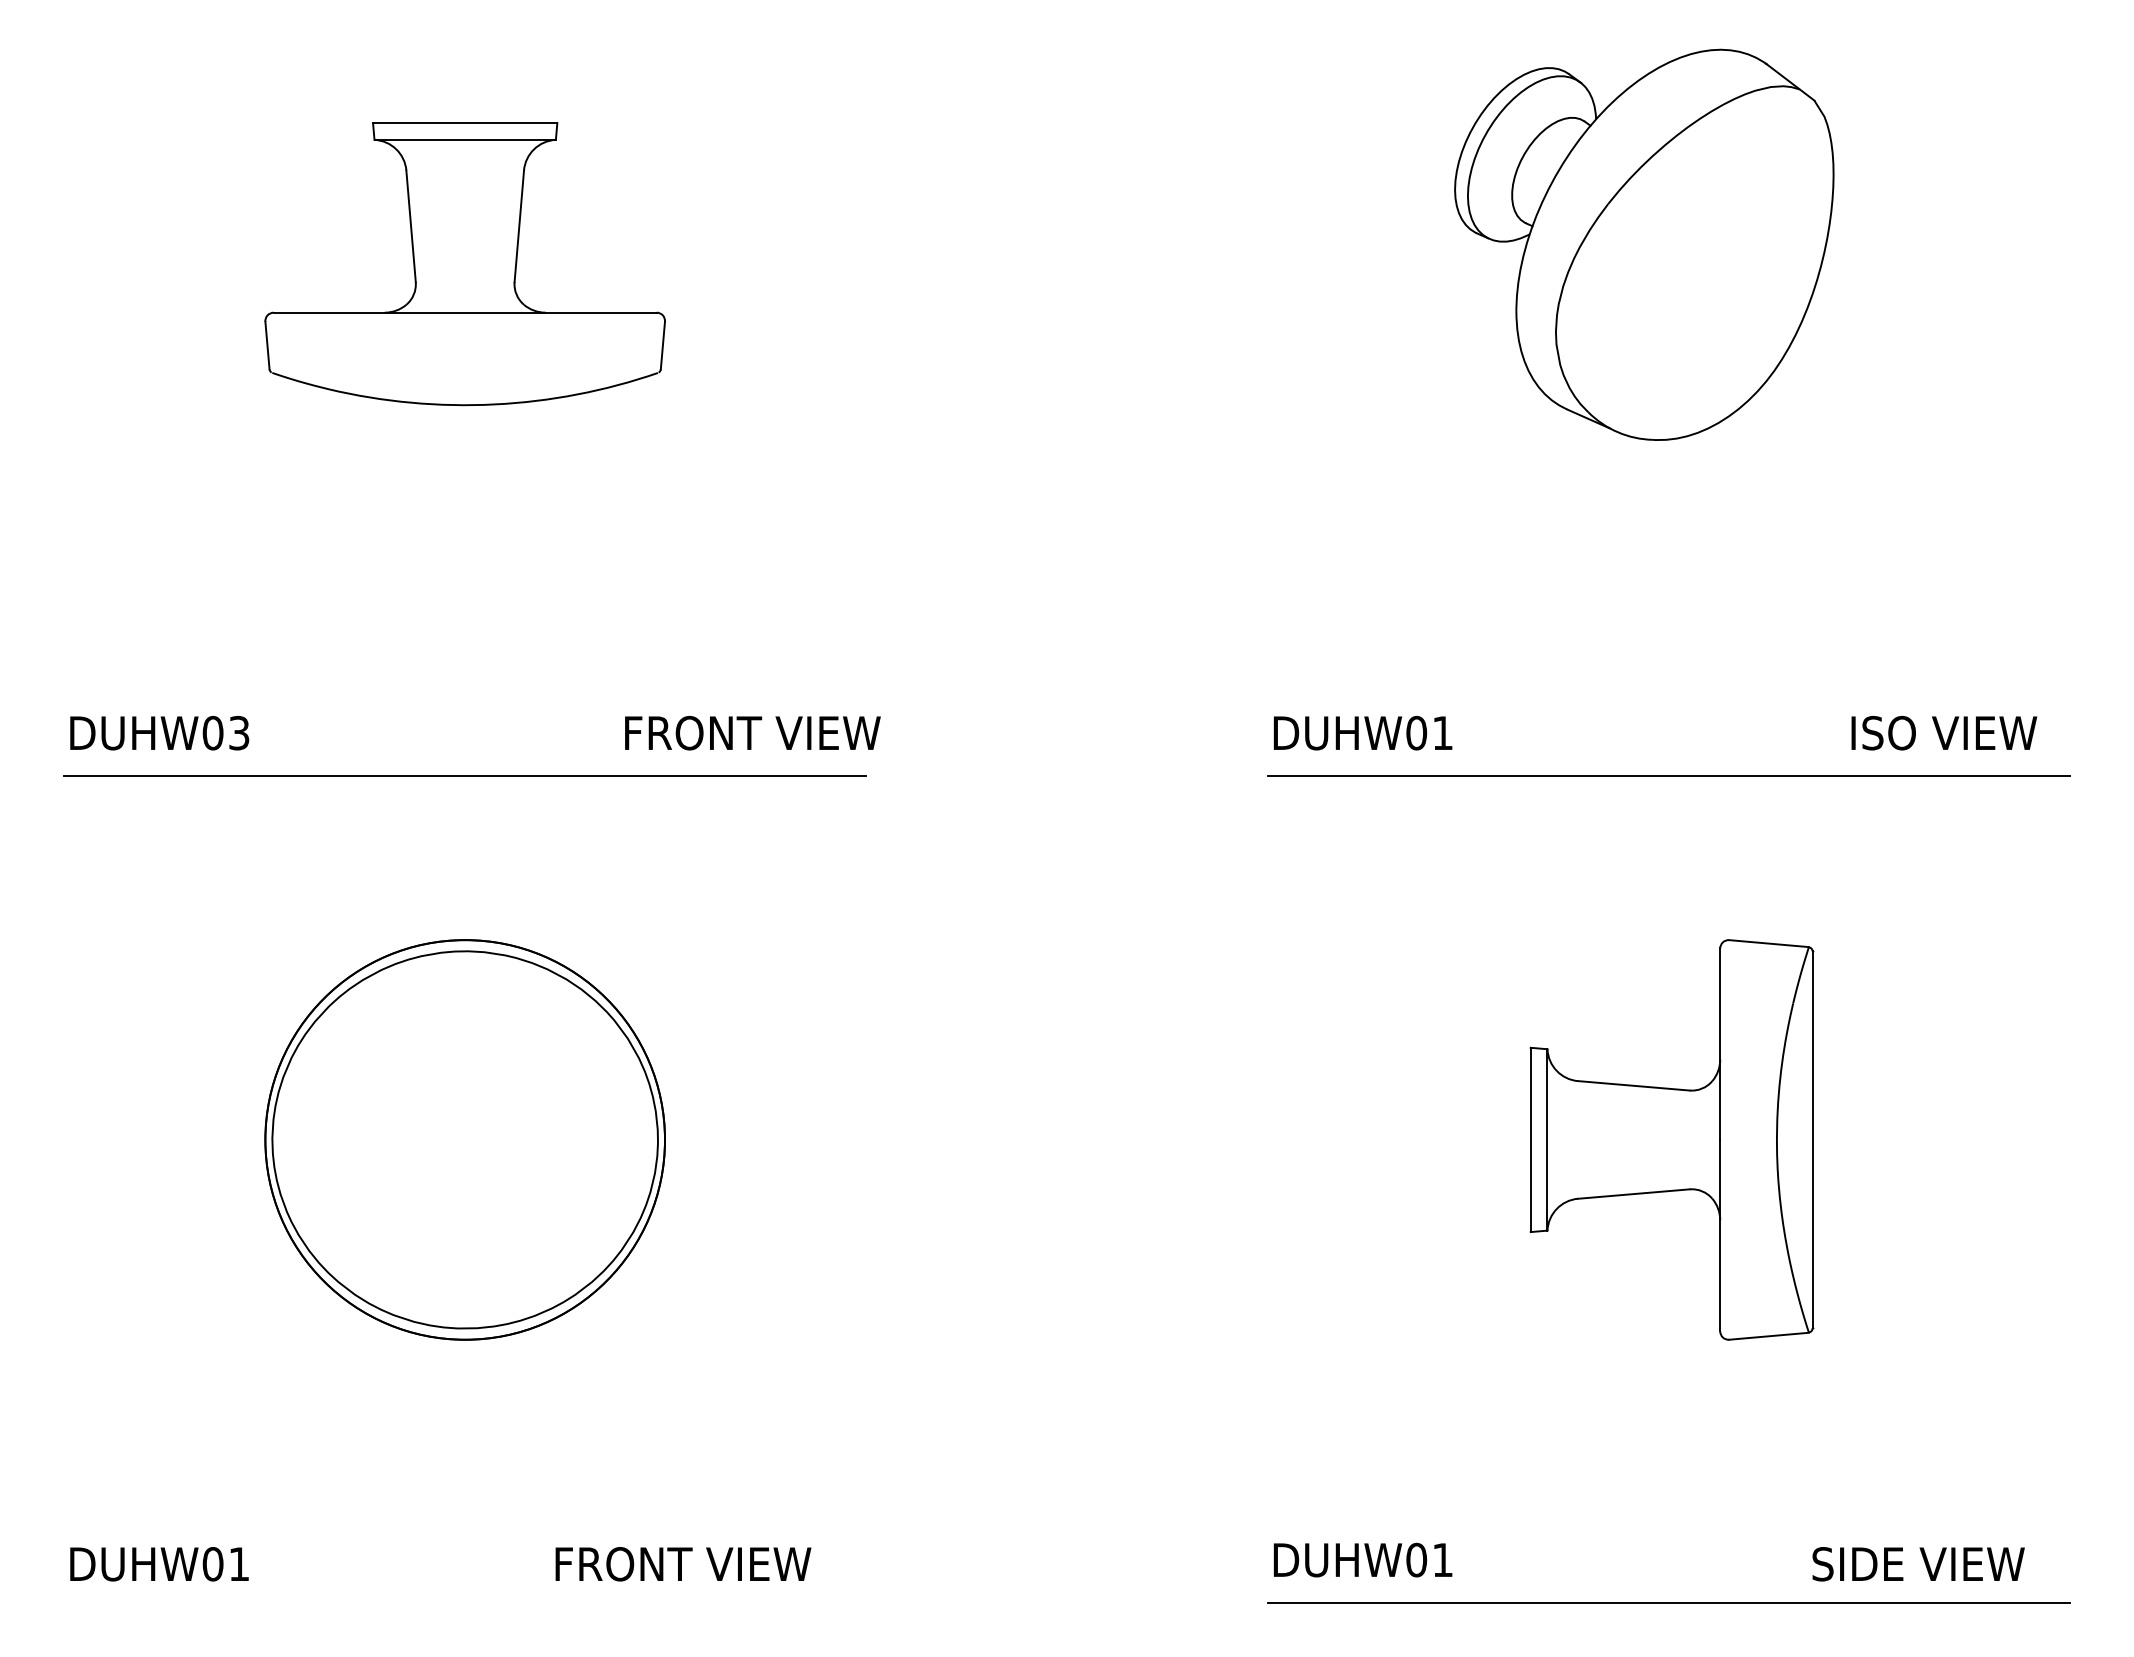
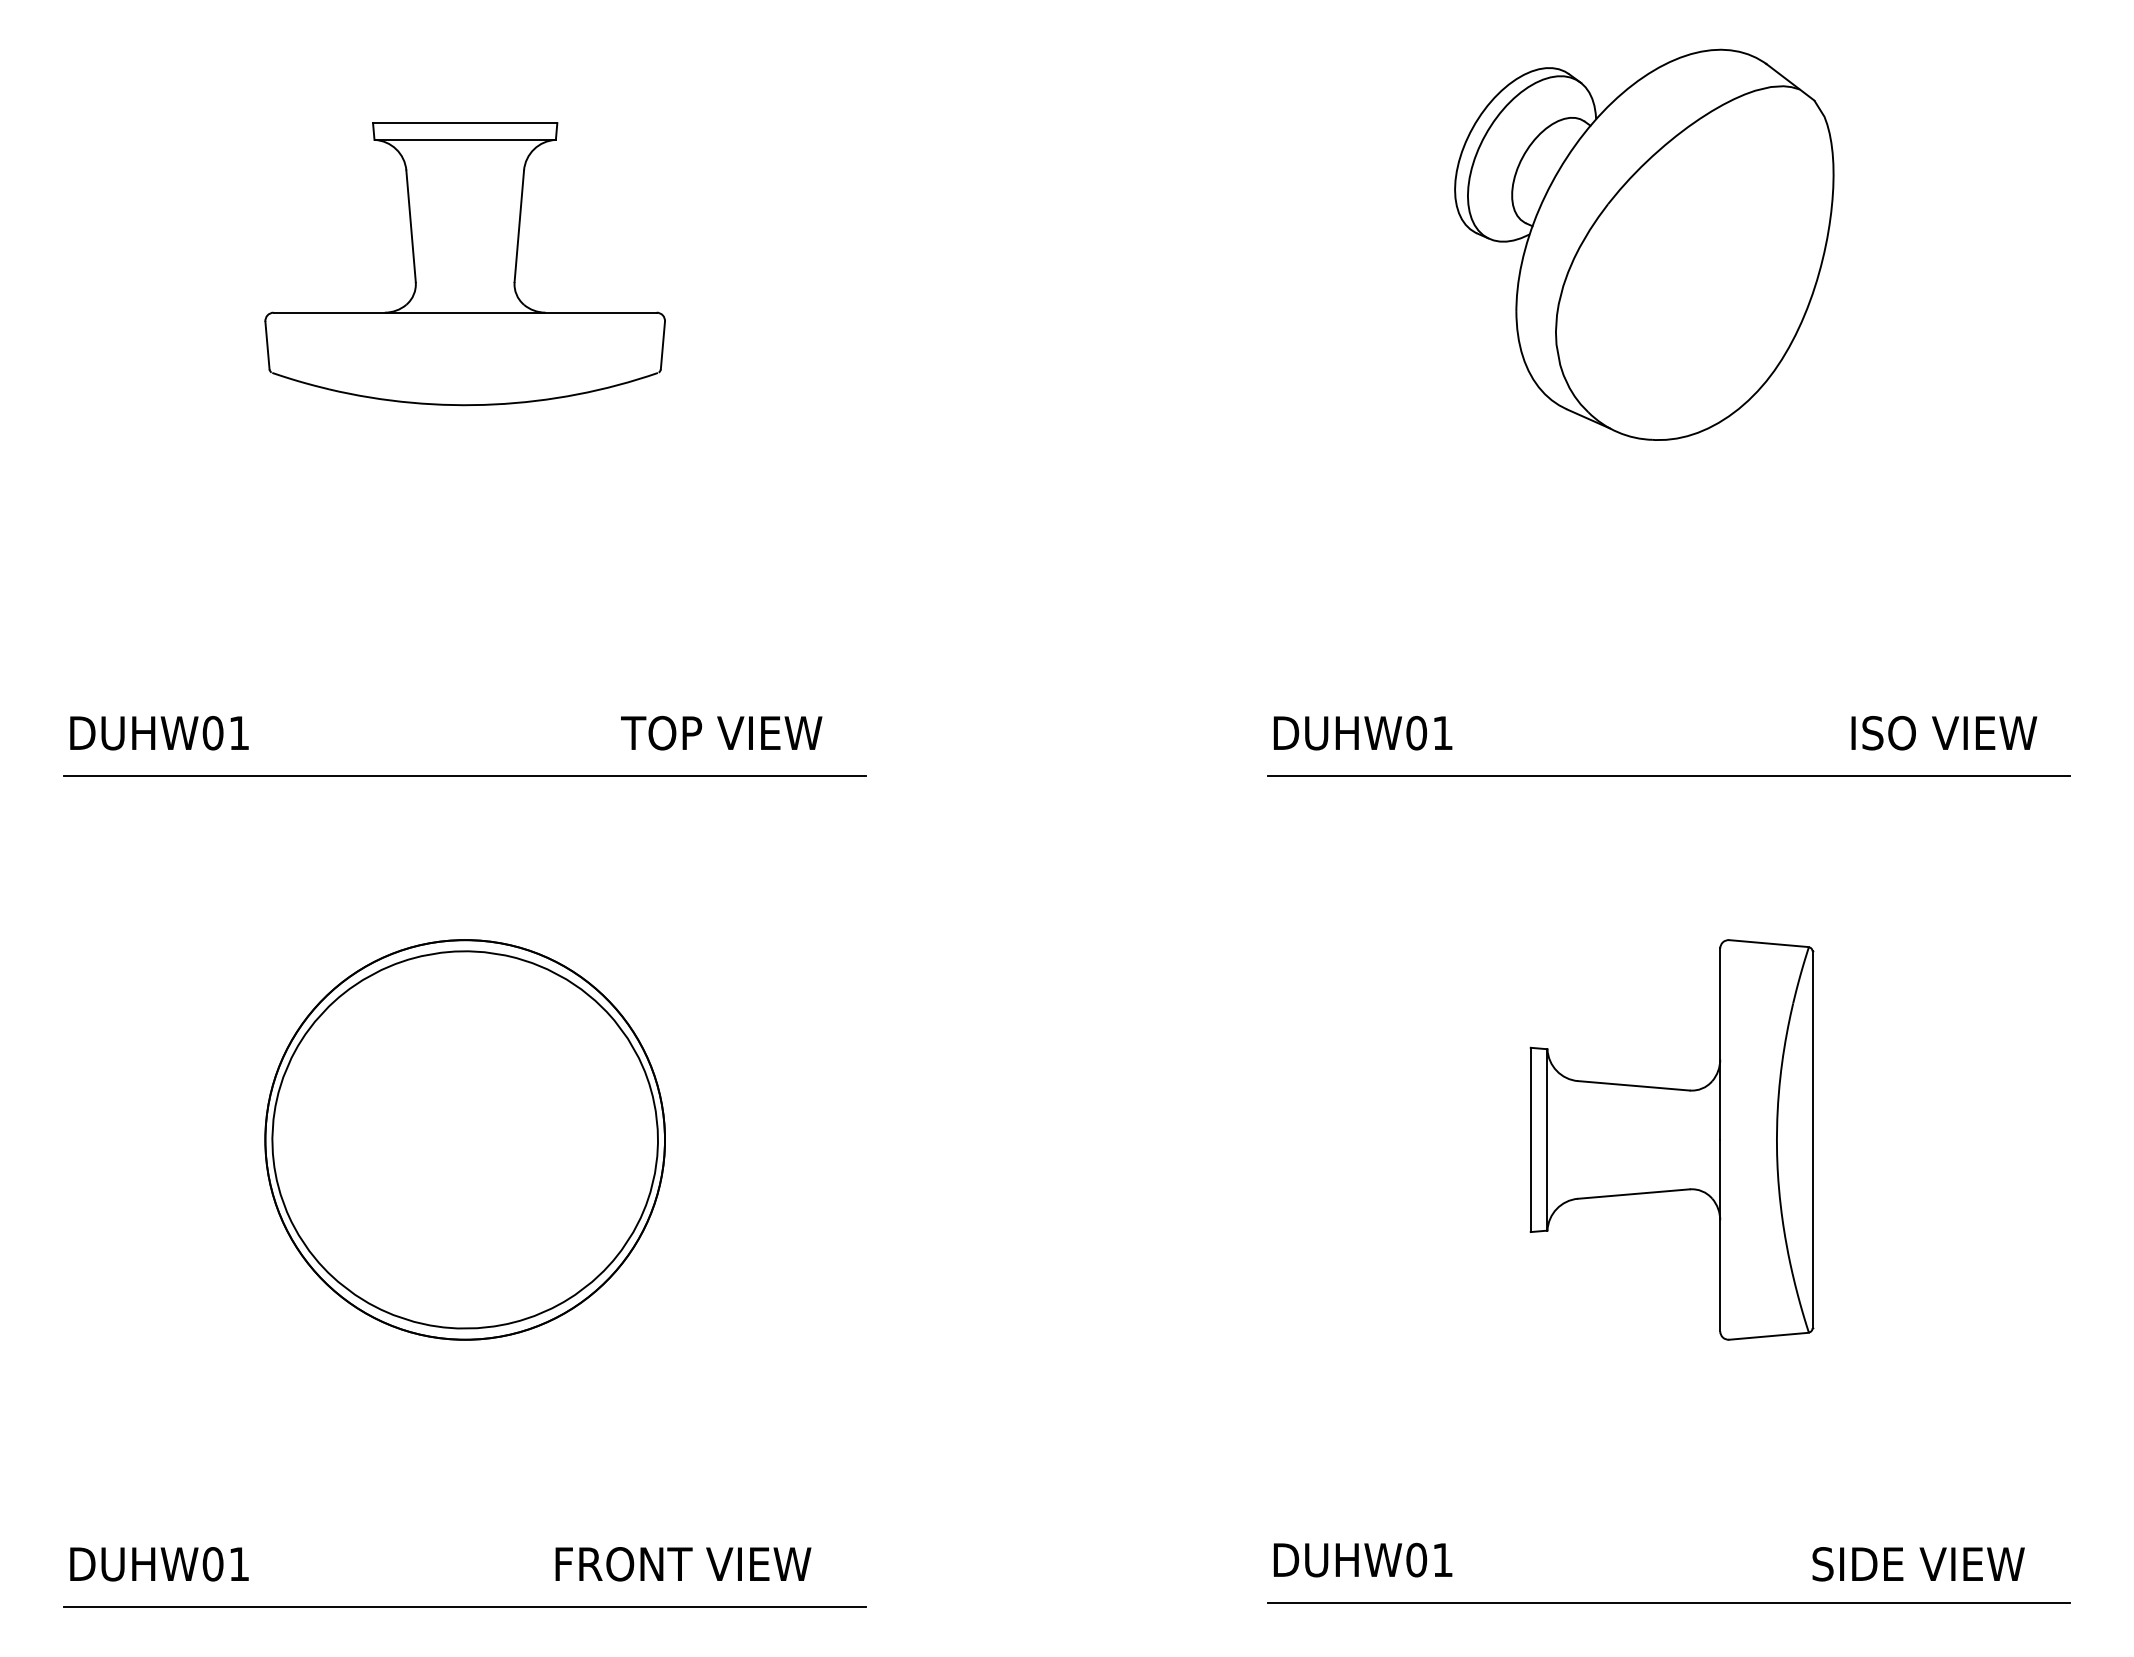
text: DUHW03 -> DUHW01 (239, 732)
text: FRONT VIEW -> TOP VIEW (750, 732)
line: none -> present (465, 1607)
